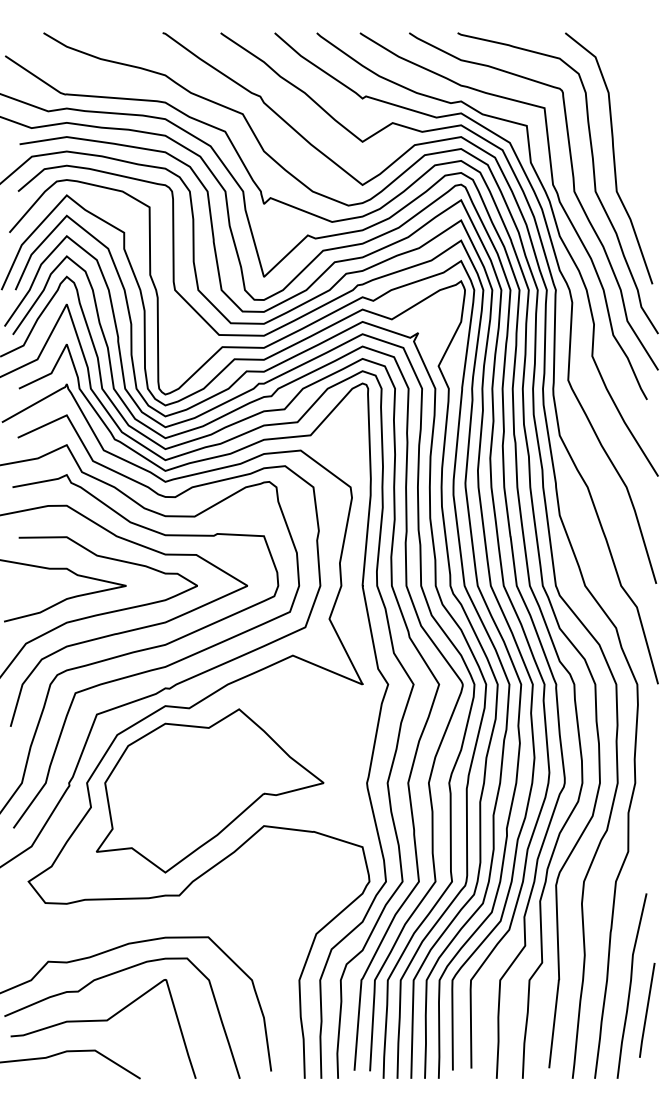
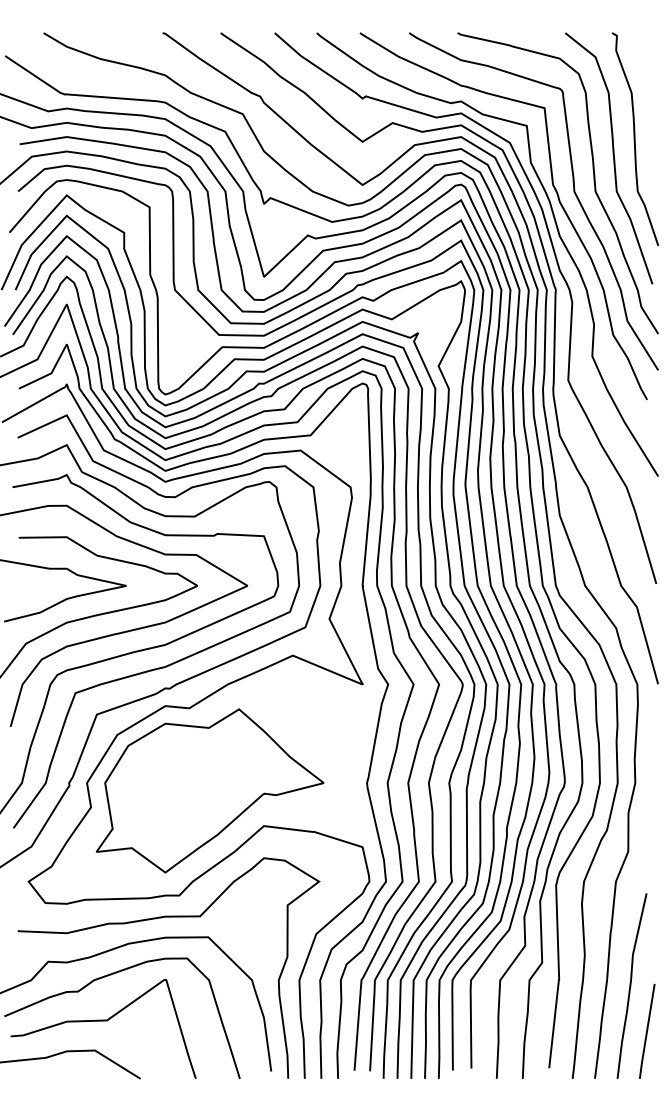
curve: none -> present (635, 138)
curve: none -> present (161, 918)
line position: (647, 1009) -> (647, 1030) (647, 1030)
